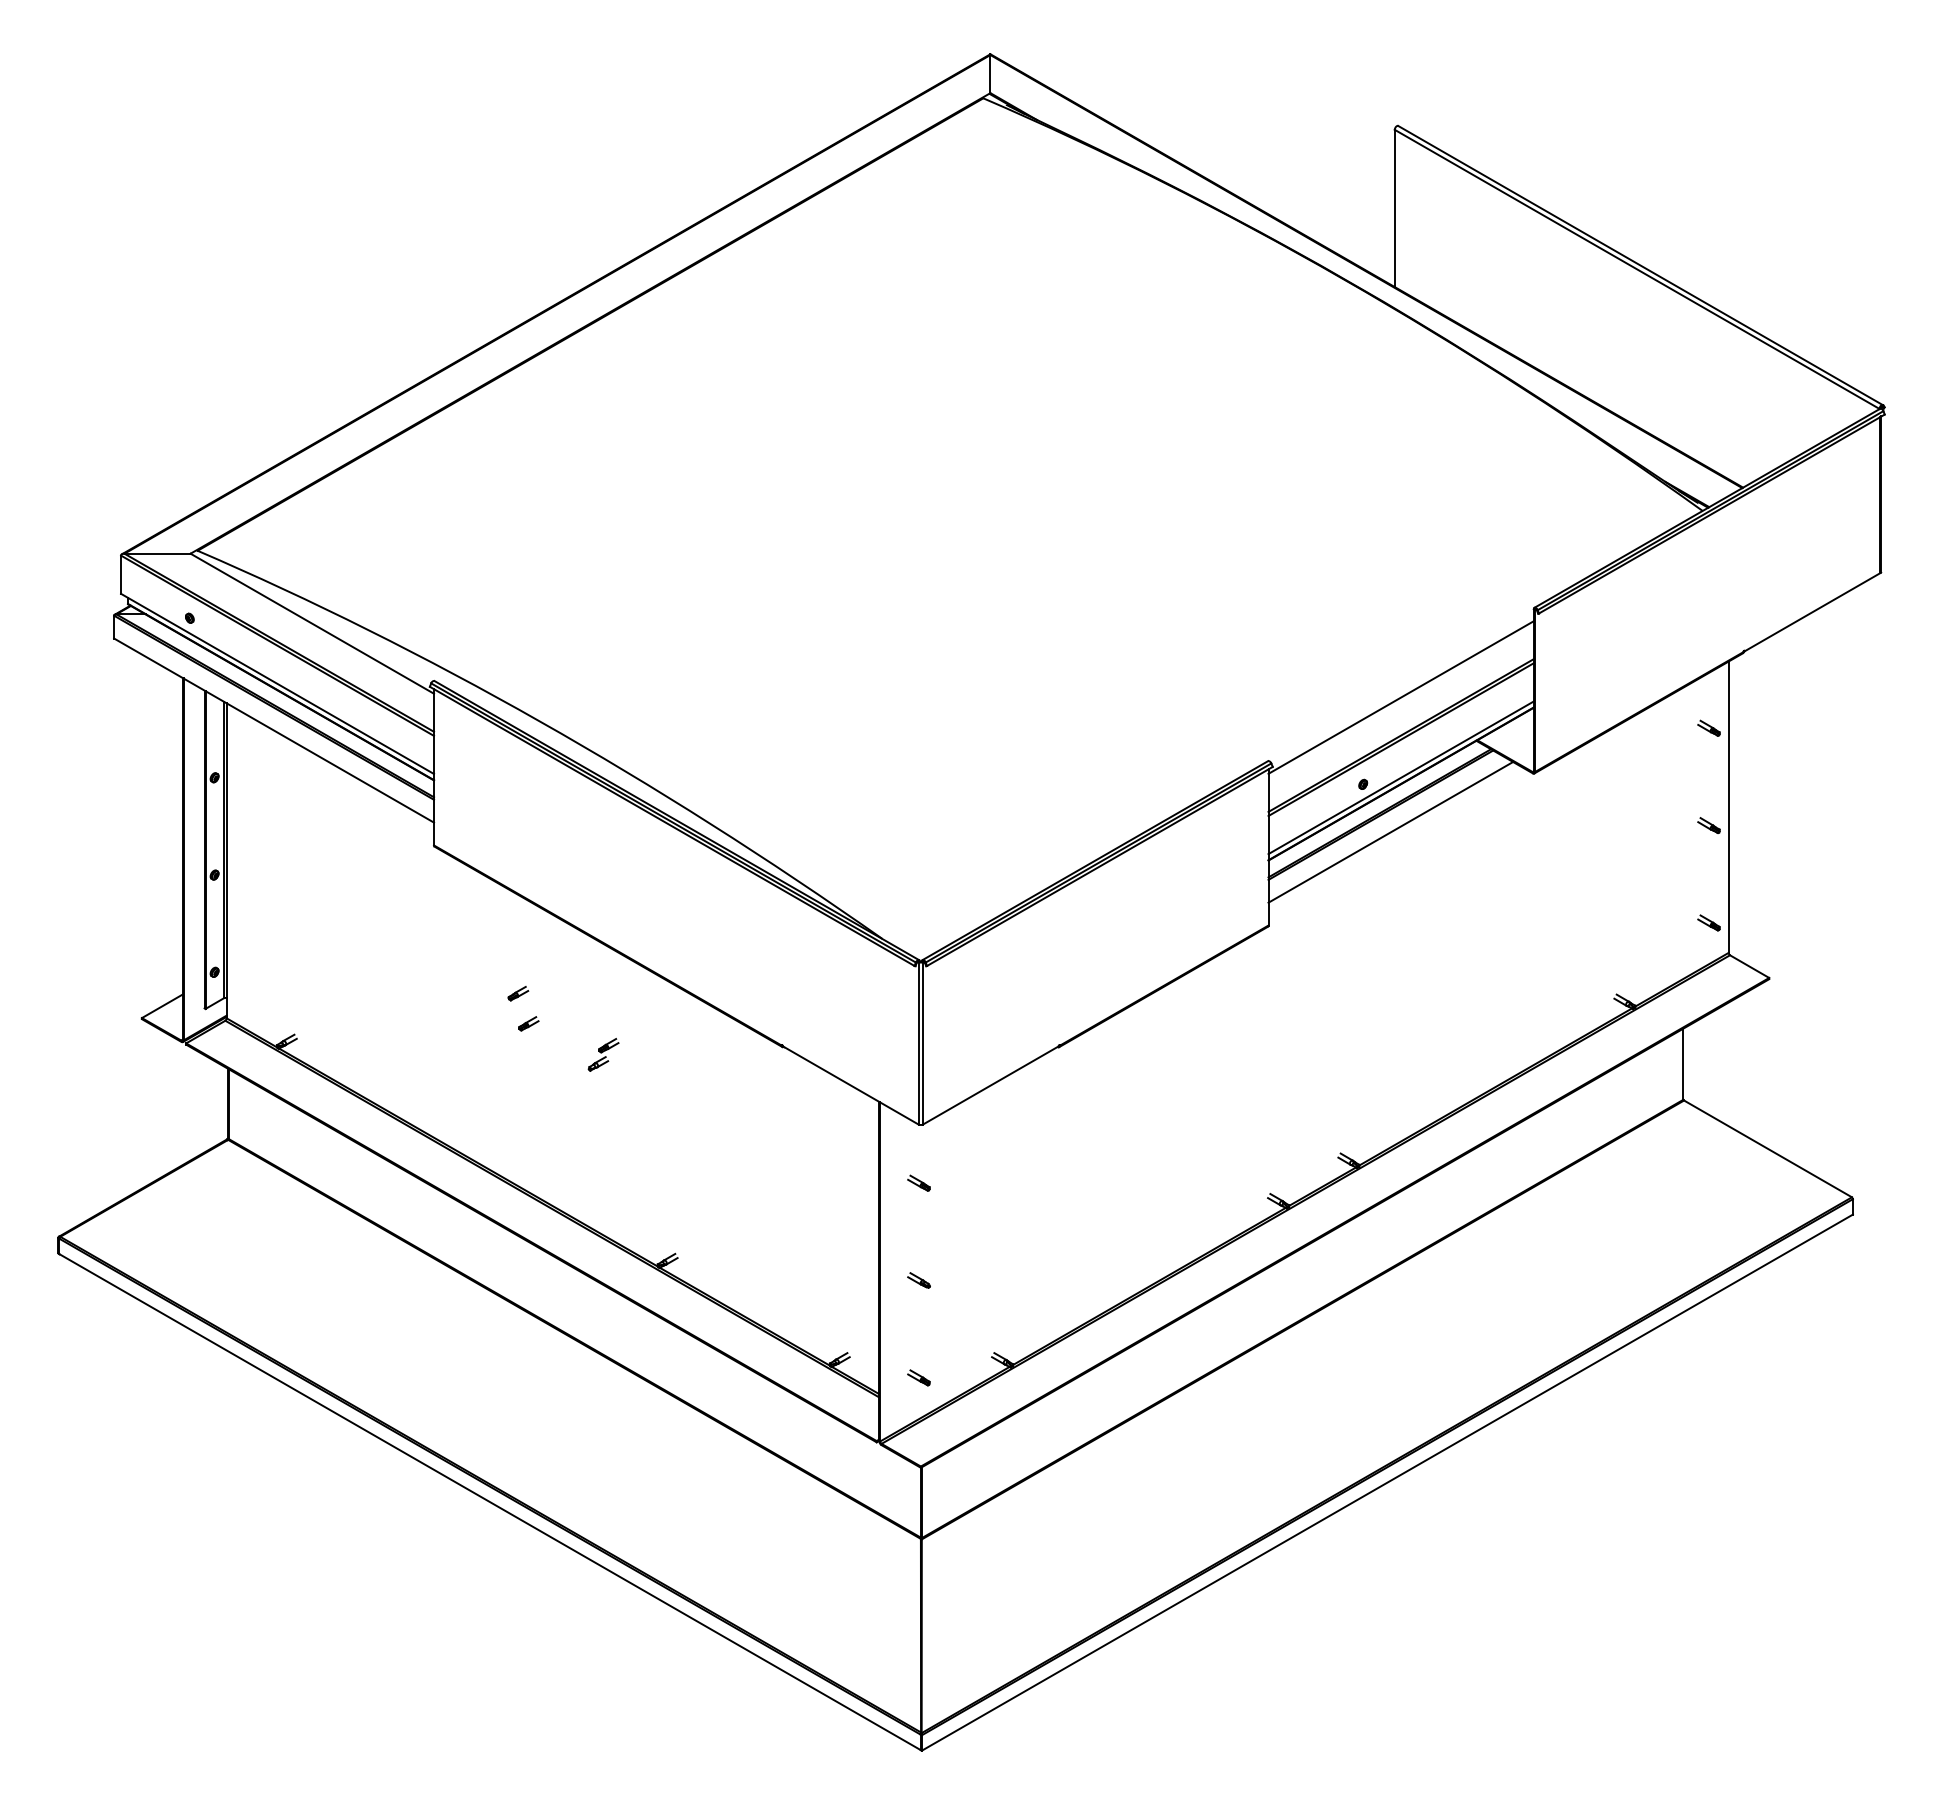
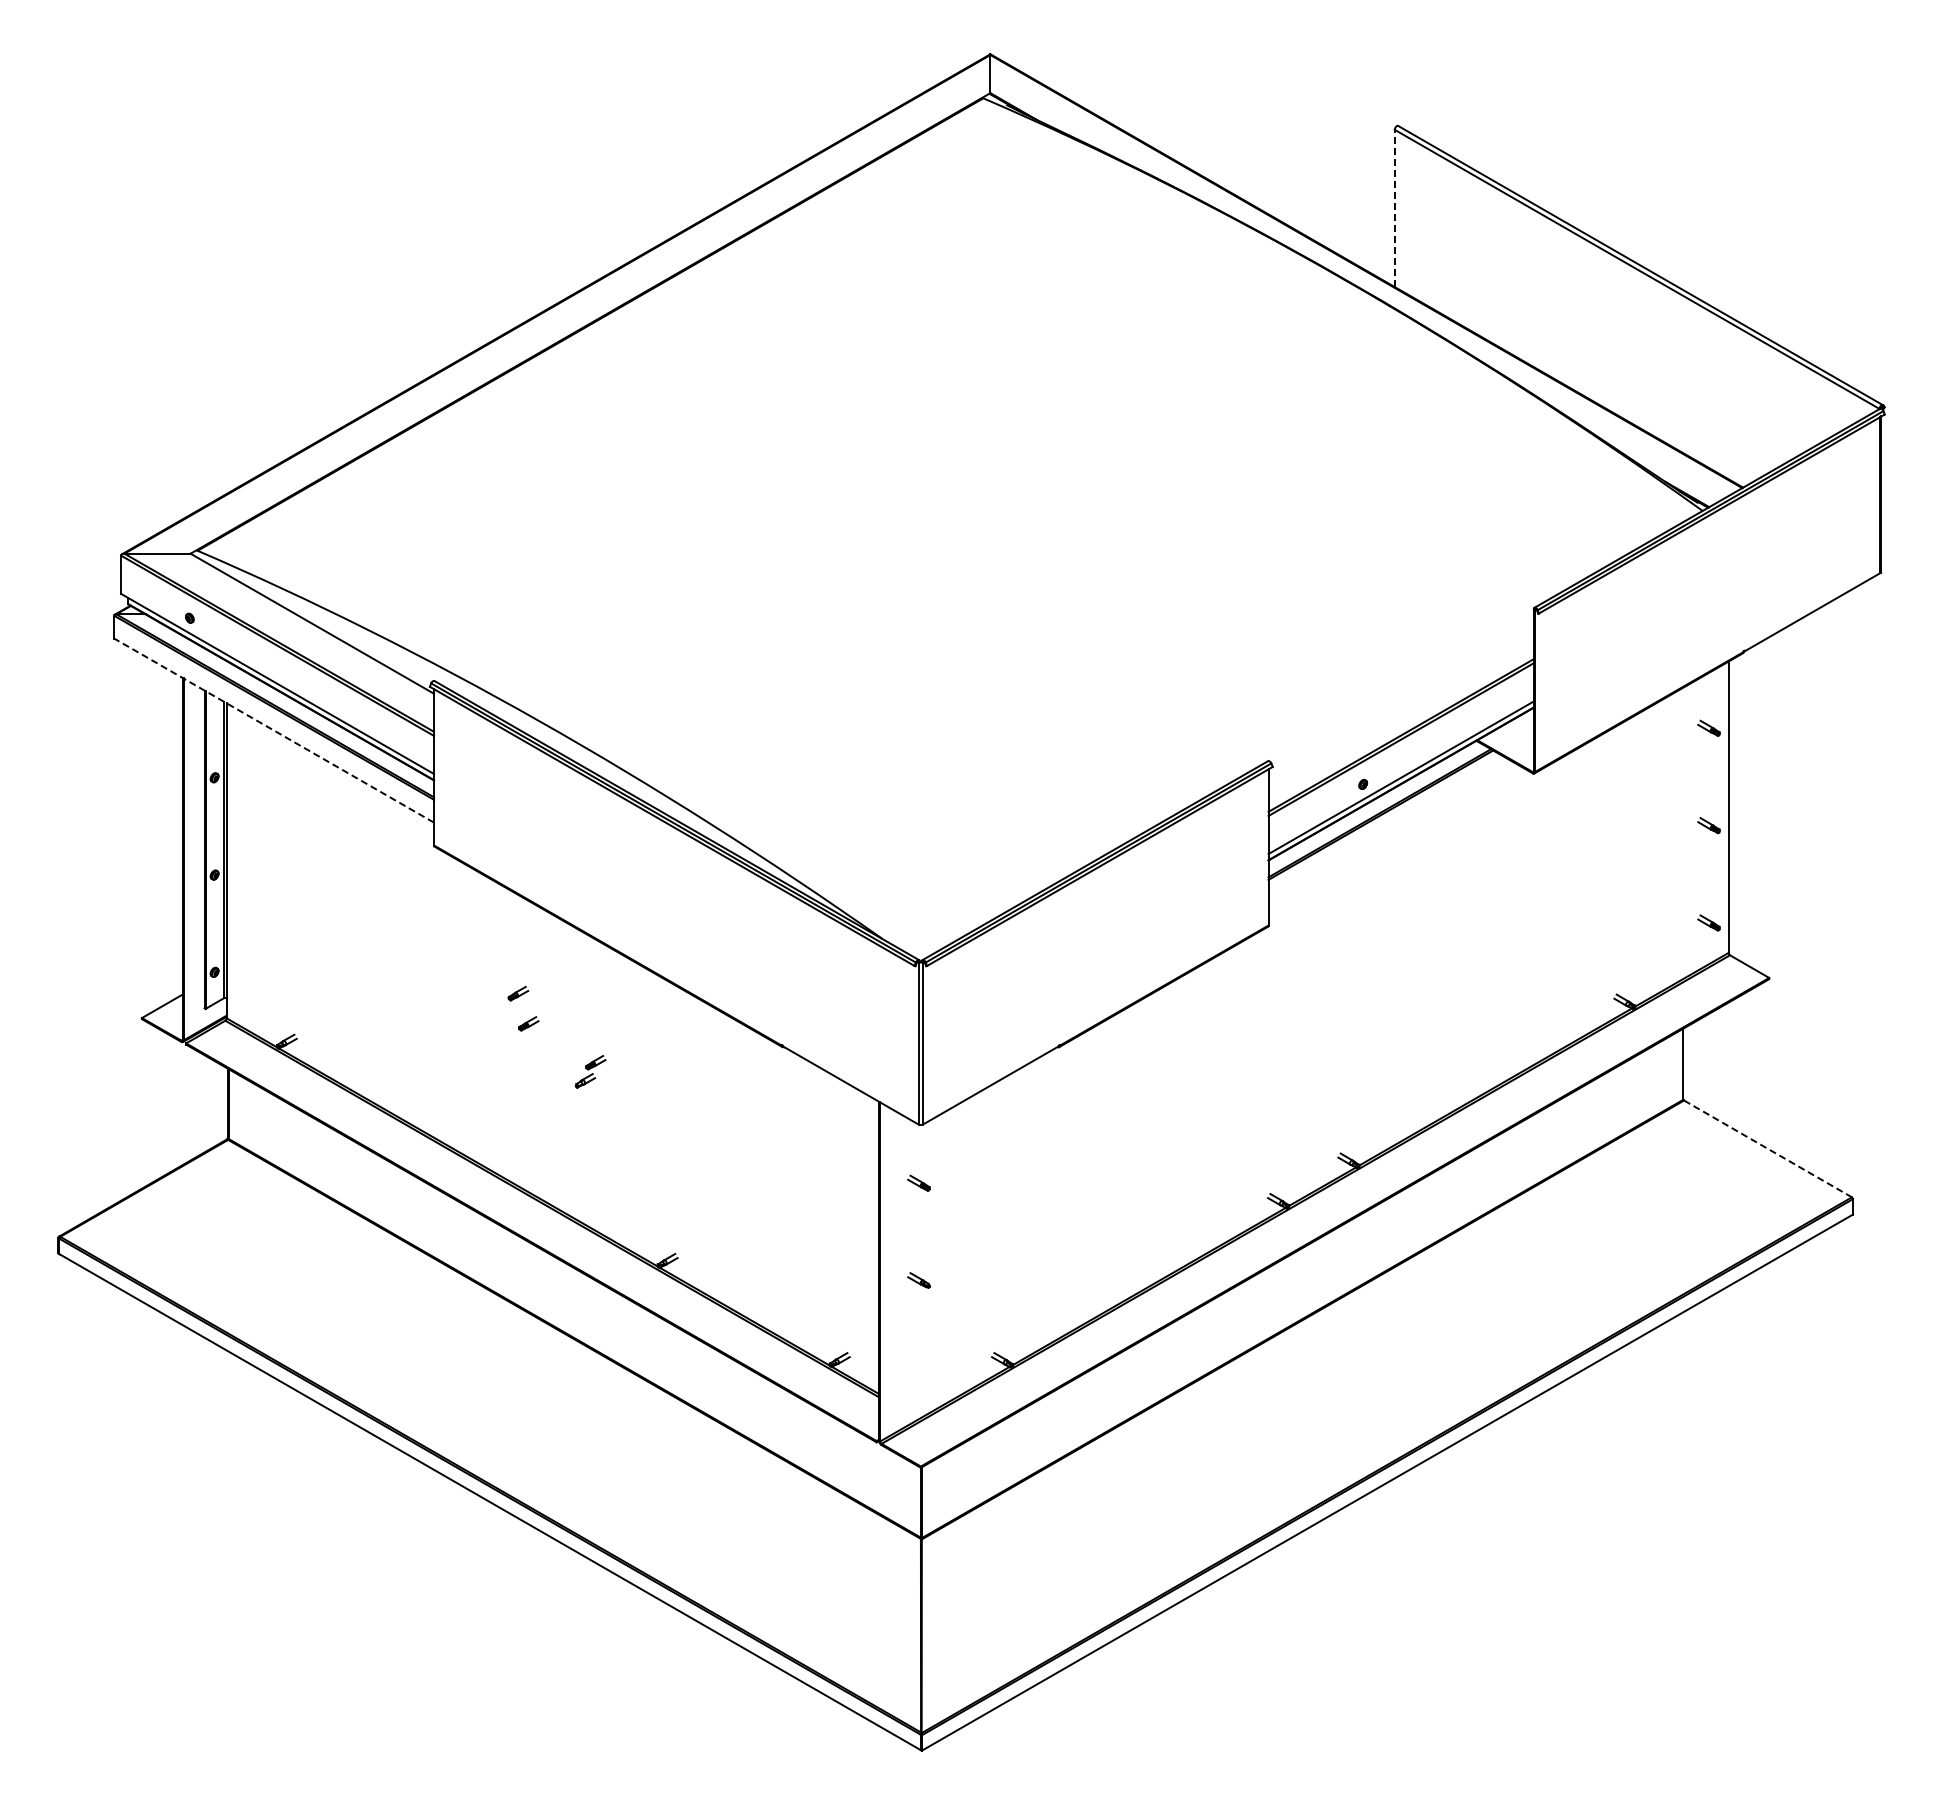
line: solid -> dashed (1394, 208)
line: present -> none (1400, 697)
line: solid -> dashed (274, 730)
line: present -> none (1390, 832)
part position: (603, 1054) -> (590, 1071) (590, 1071)
line: solid -> dashed (1768, 1148)
part: present -> none (918, 1377)
